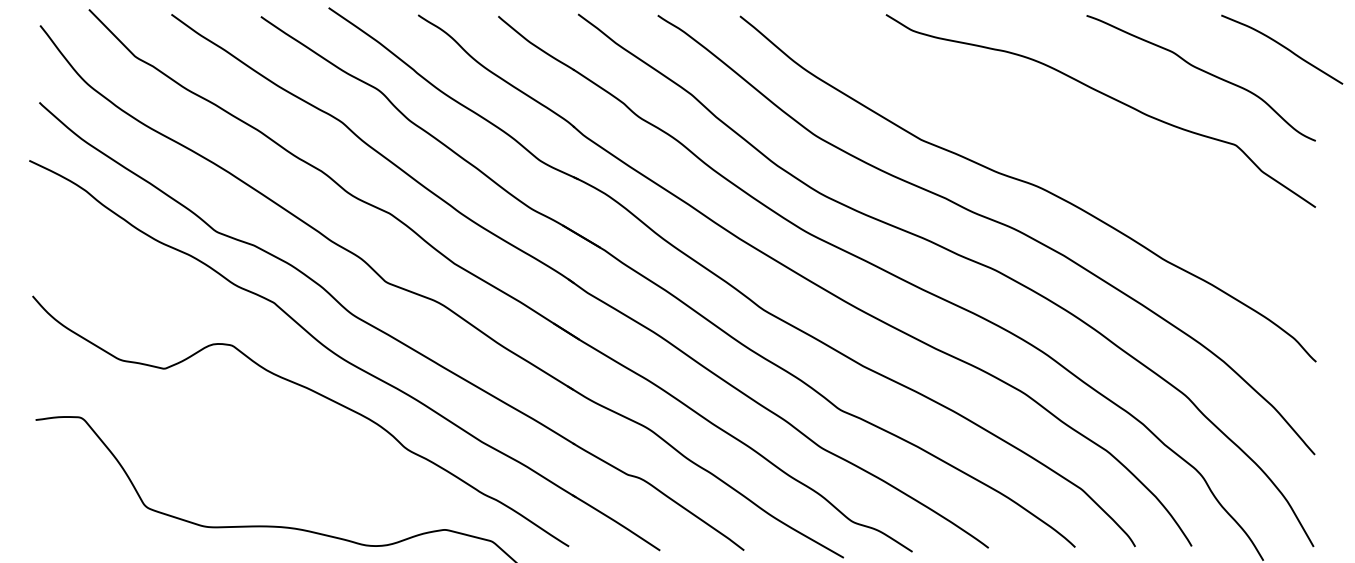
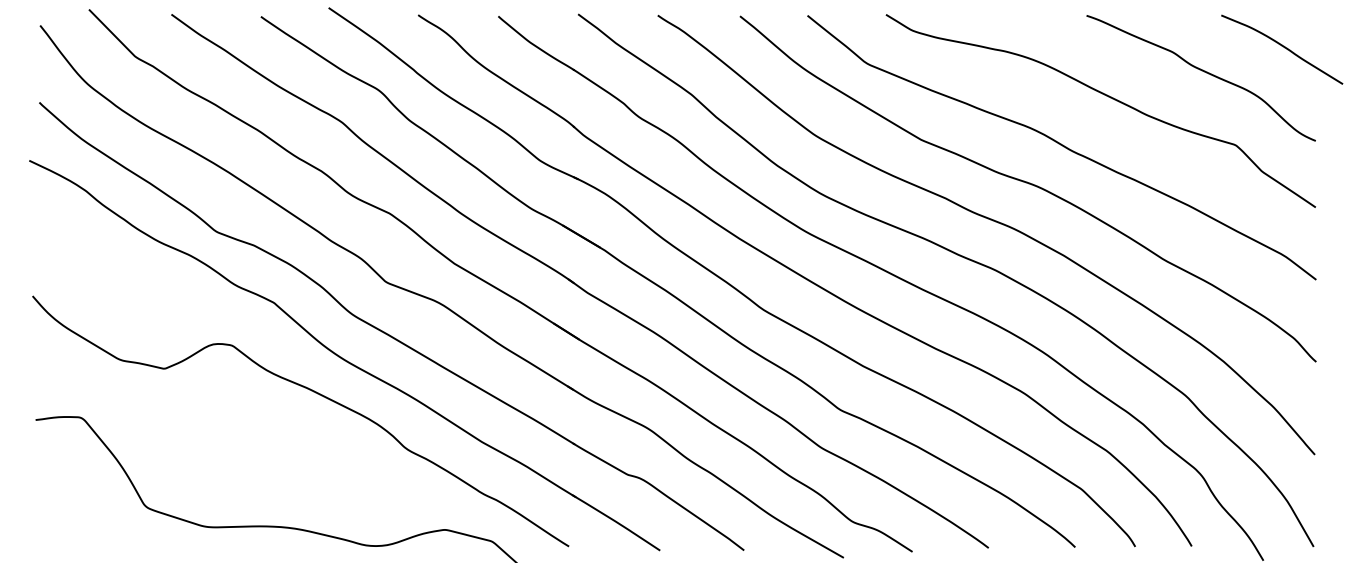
curve: none -> present (1062, 146)
